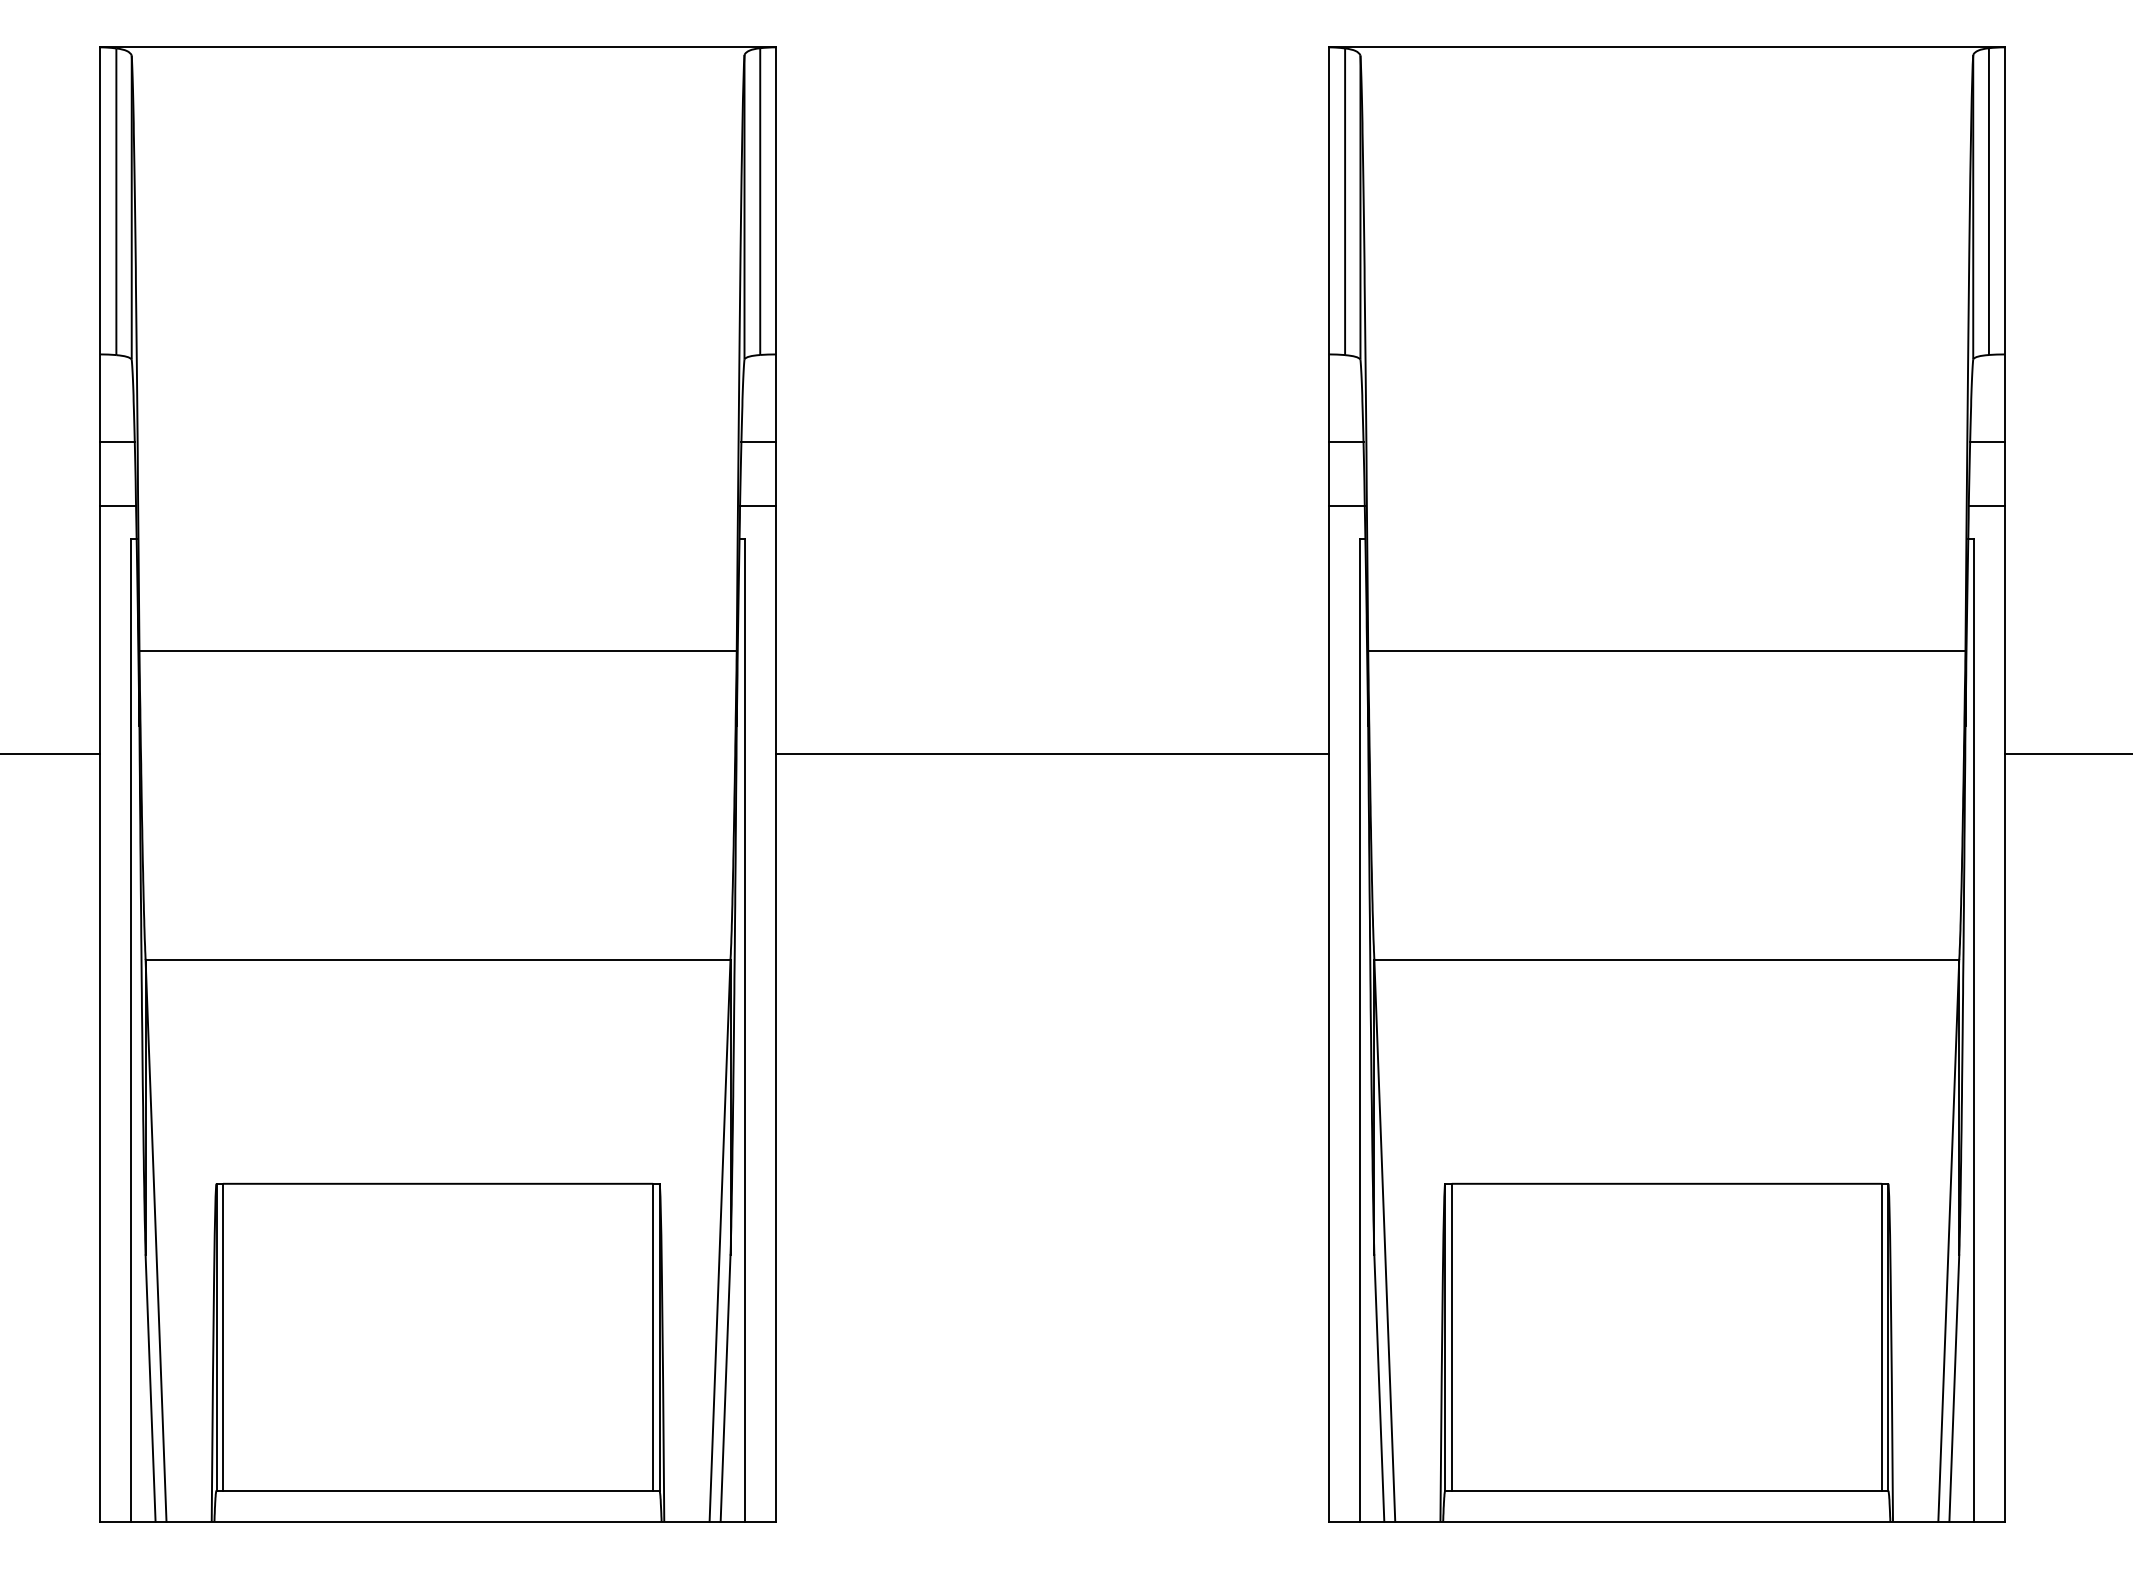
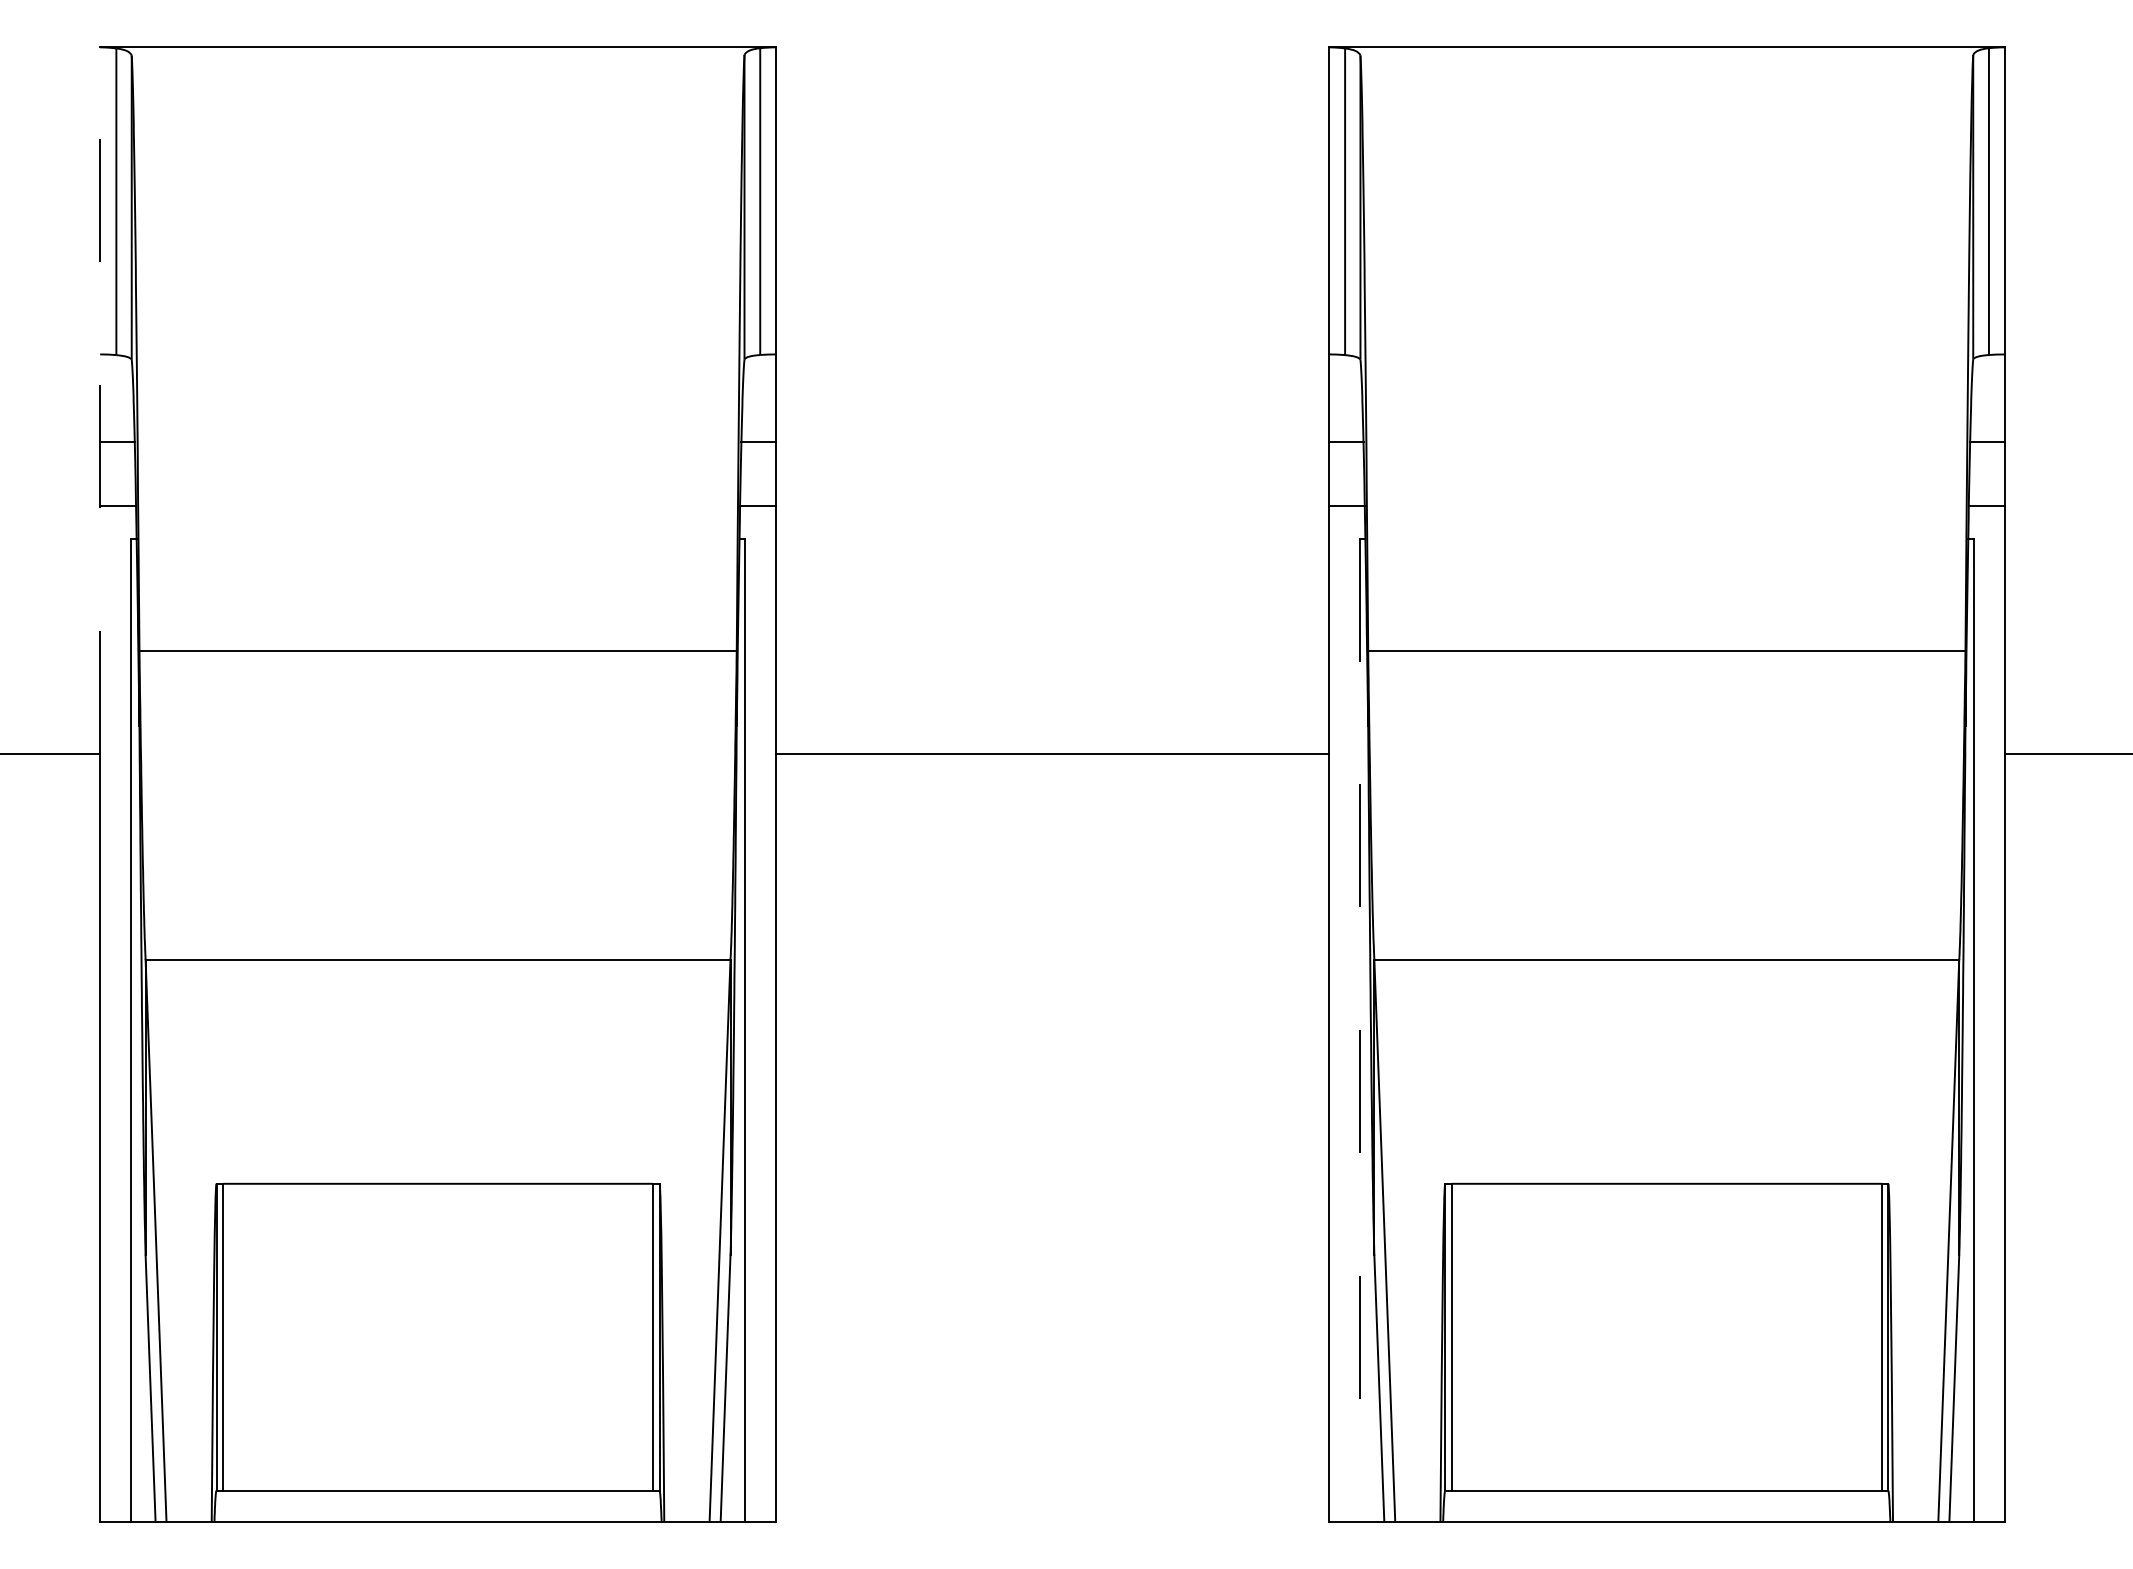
line: solid -> dashed (100, 399)
line: solid -> dashed (1359, 1030)
